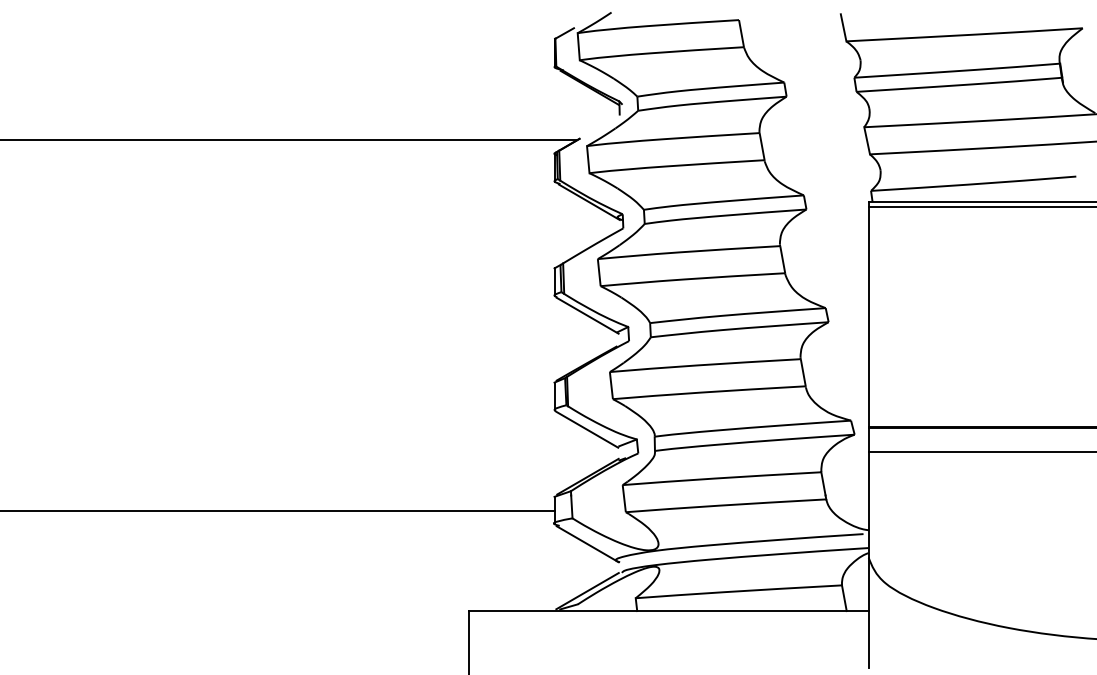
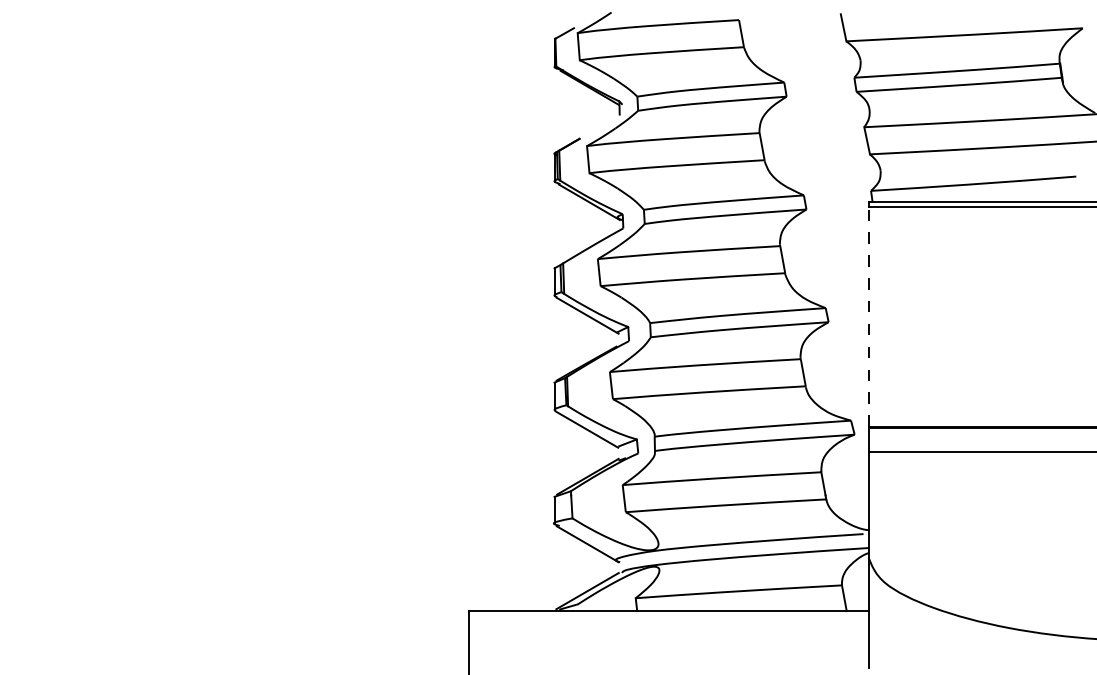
line: present -> none (289, 140)
line: solid -> dashed (868, 316)
line: present -> none (278, 511)
